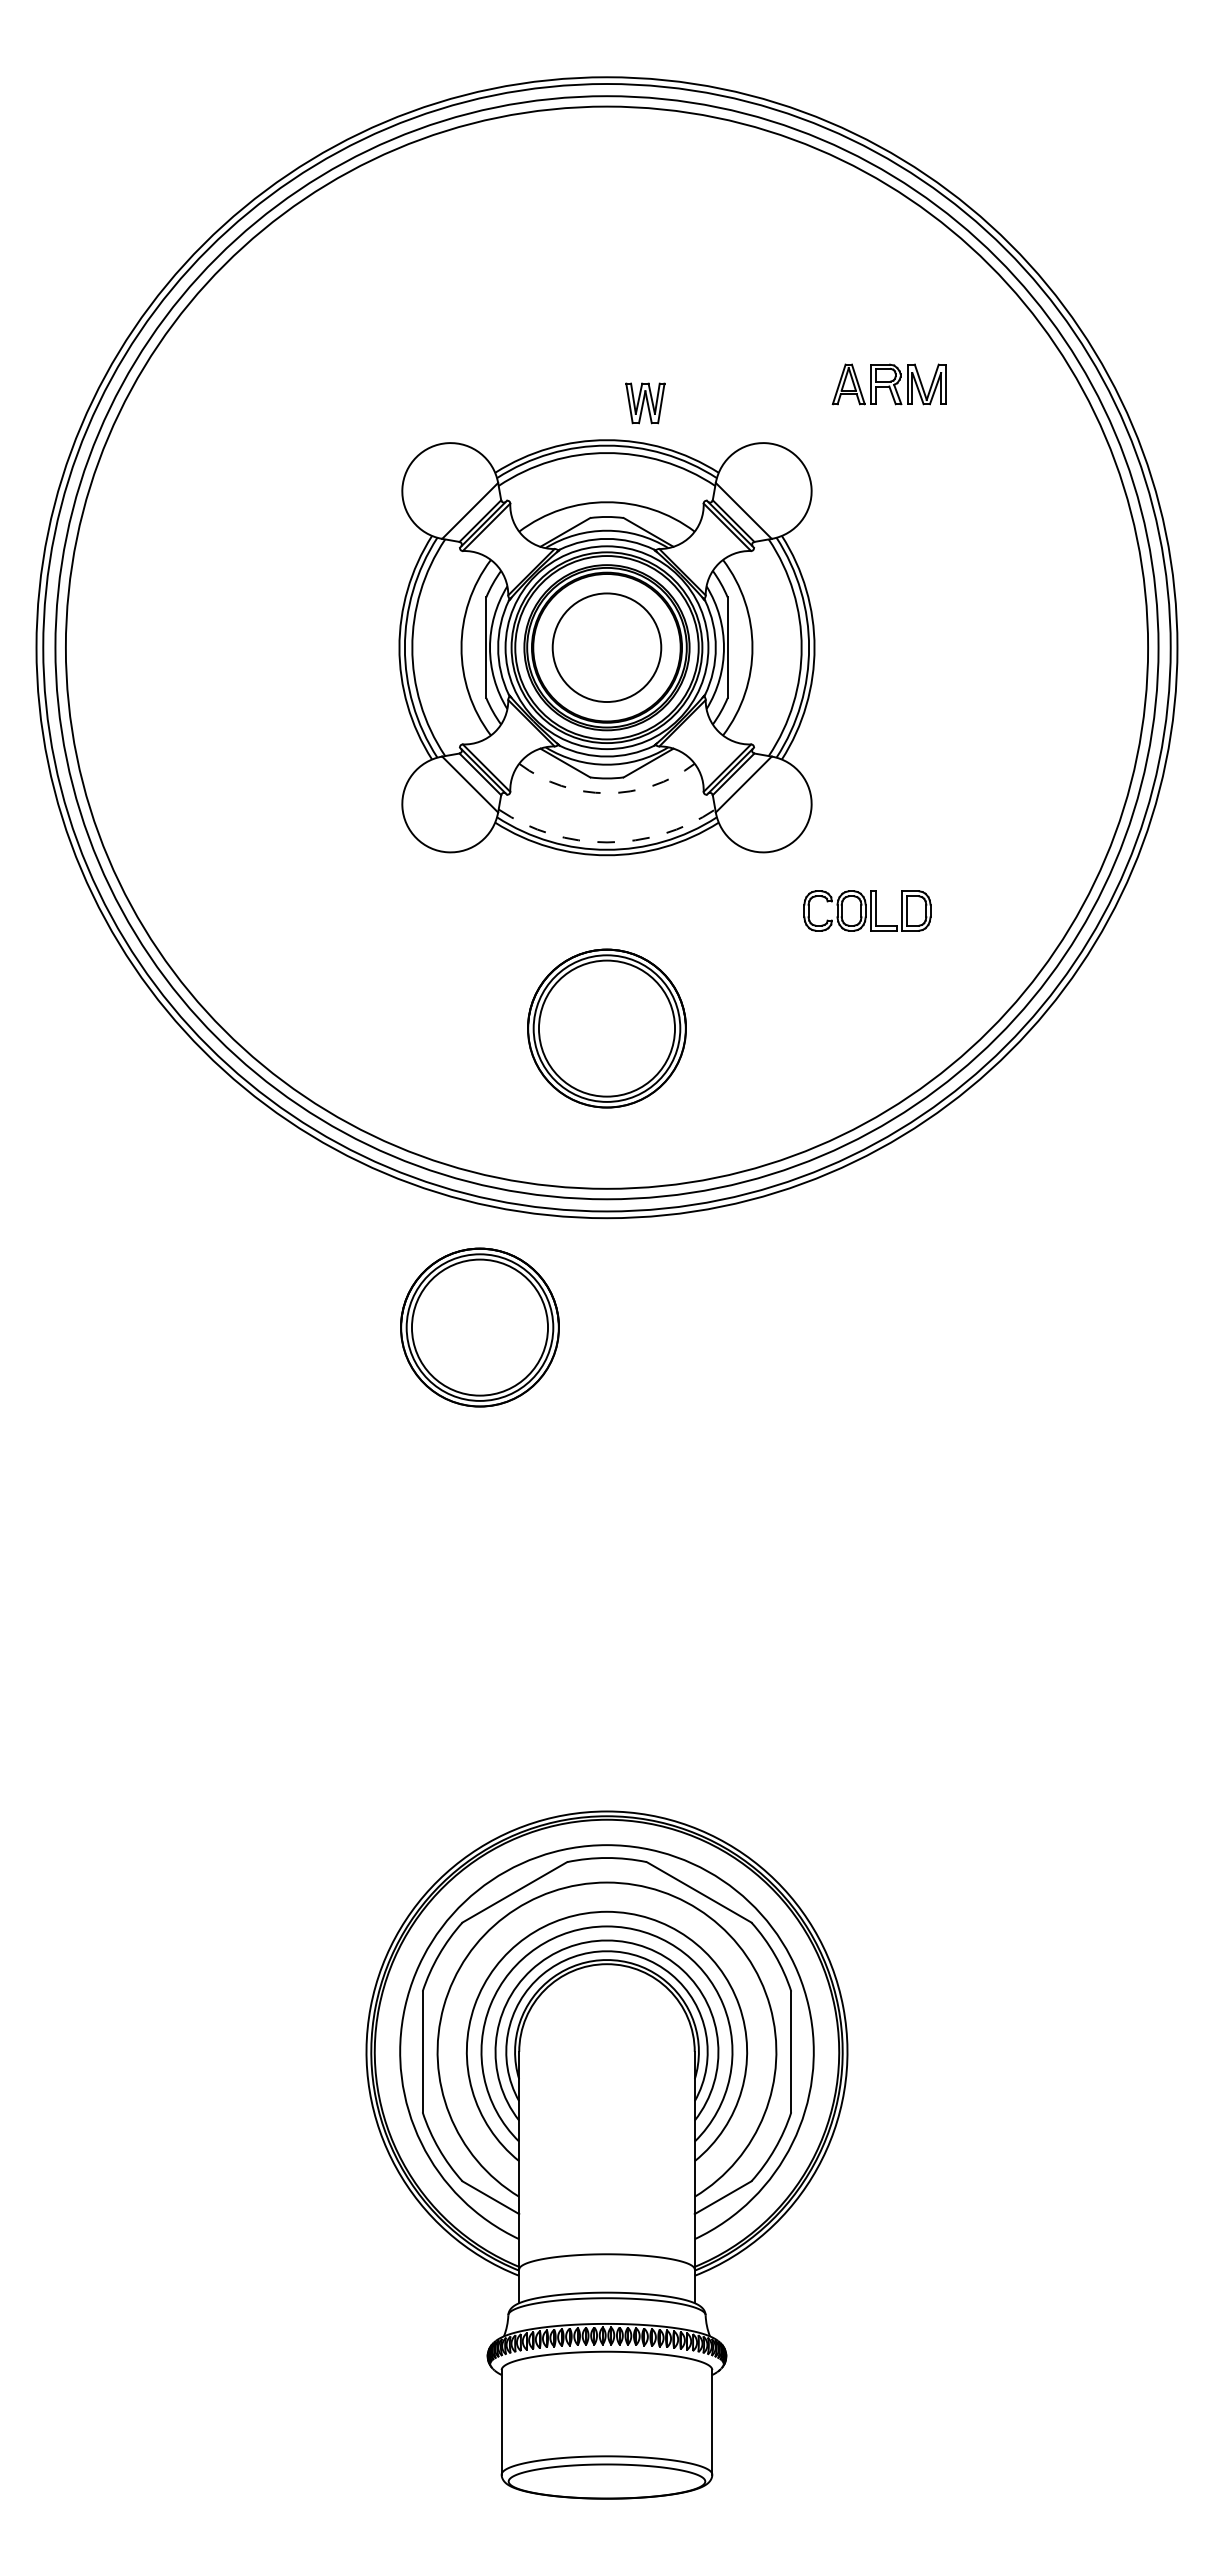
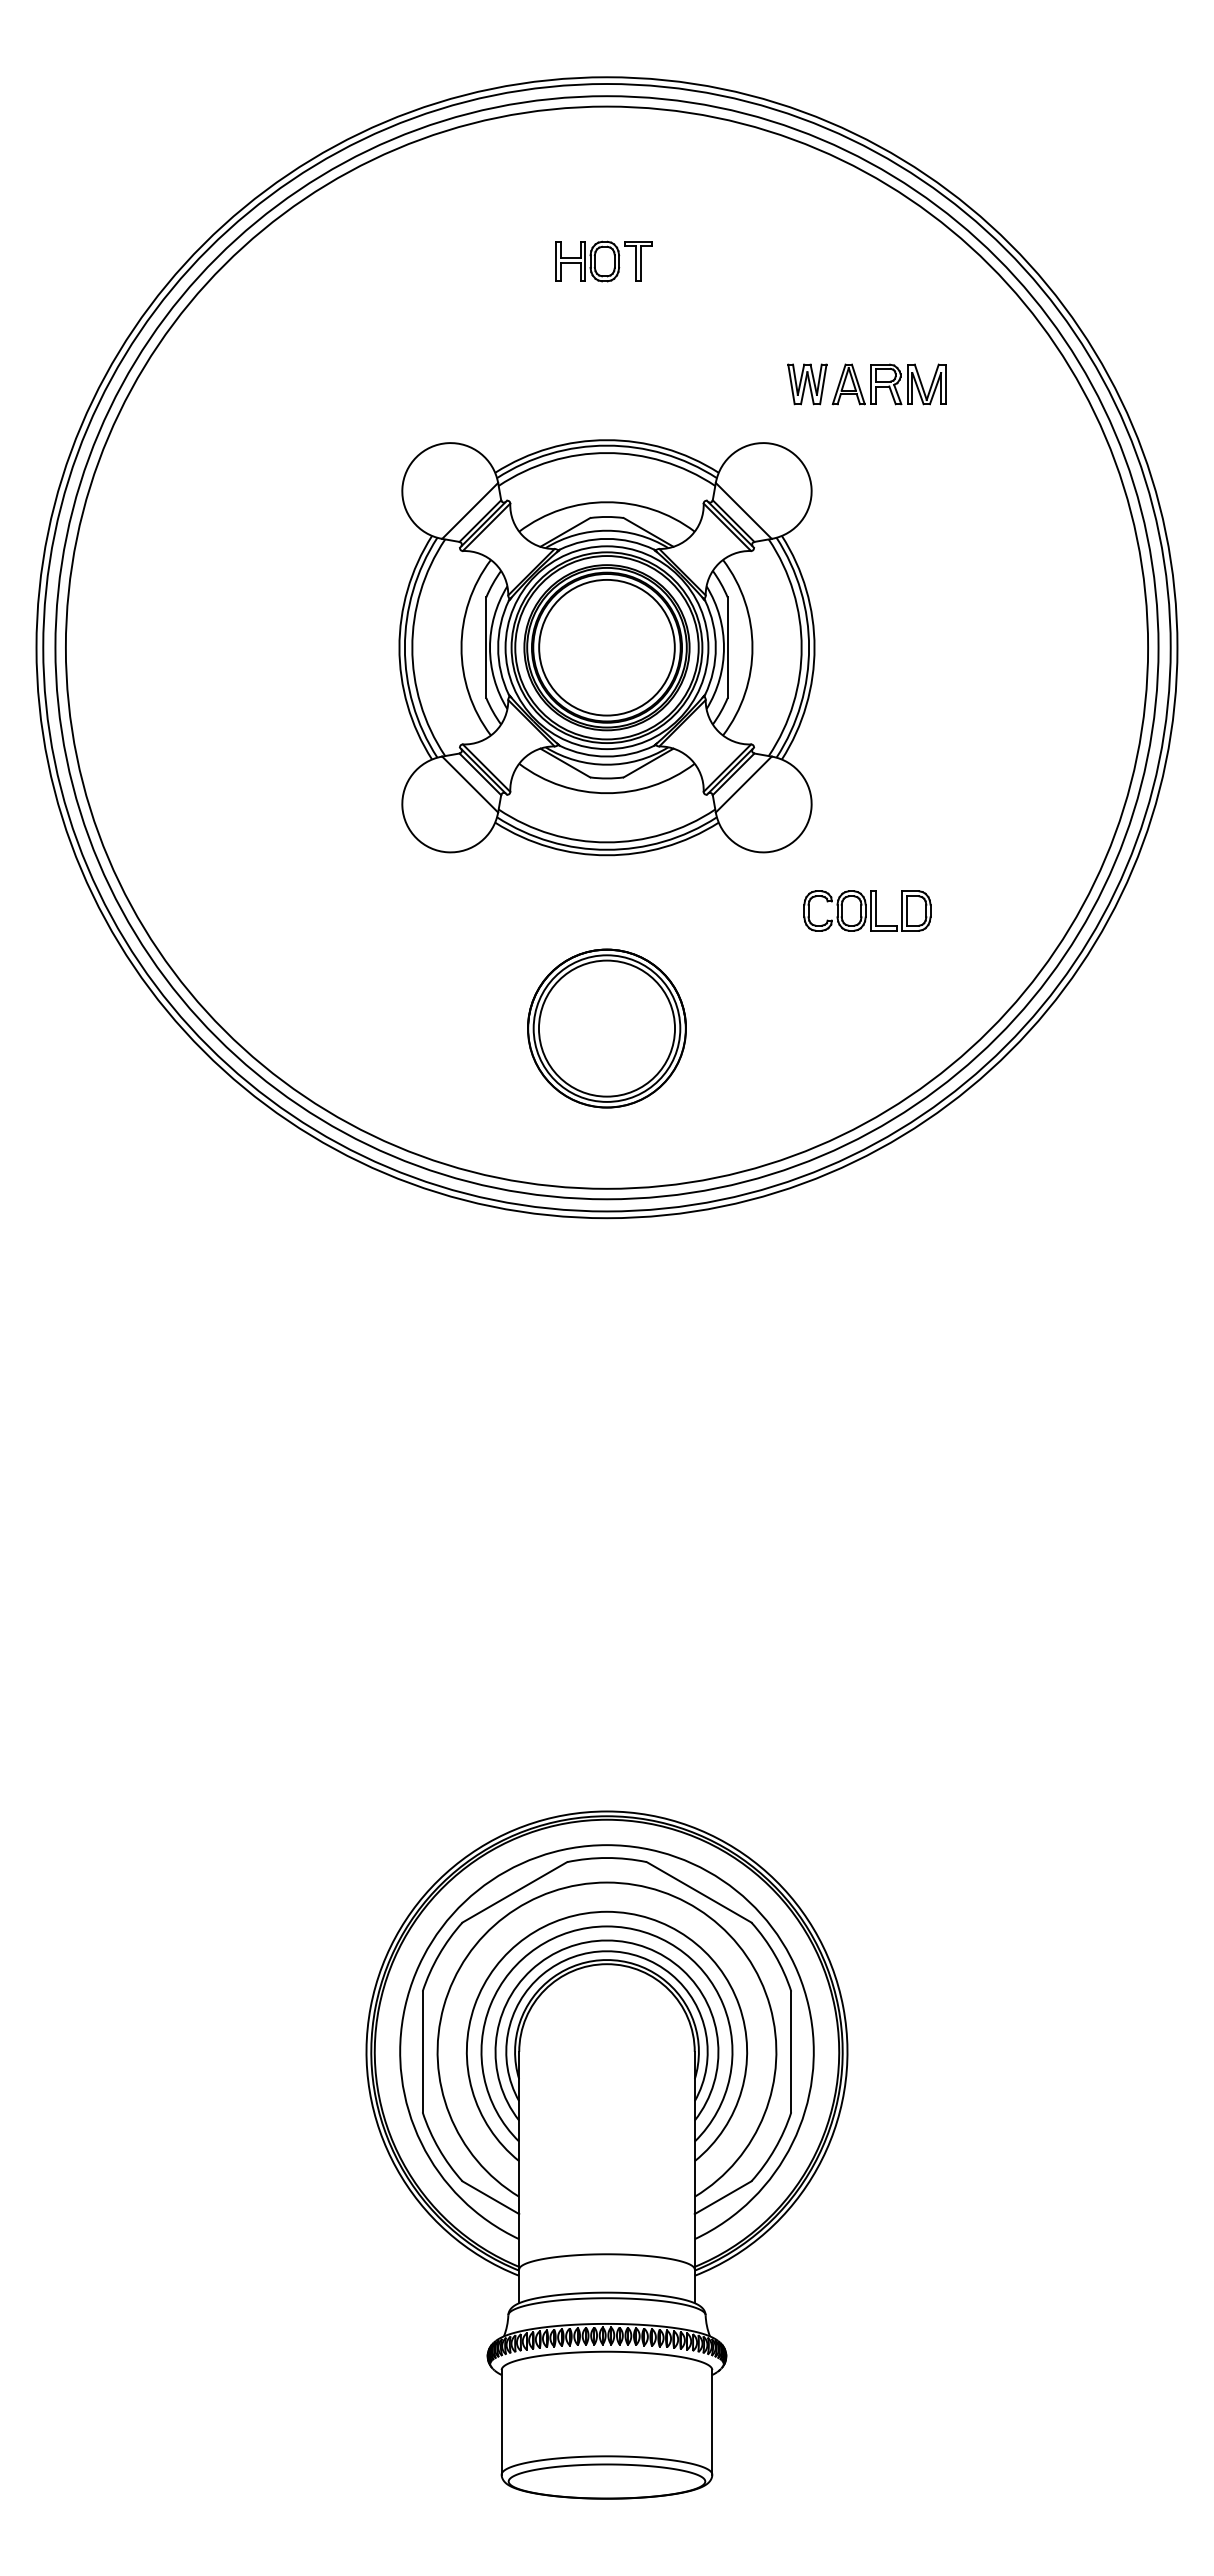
part: none -> present (603, 261)
part position: (645, 403) -> (807, 384) (807, 384)
circle diameter: 109 px -> 136 px (606, 647)
arc: dashed -> solid (606, 793)
arc: dashed -> solid (607, 842)
part: present -> none (479, 1327)
